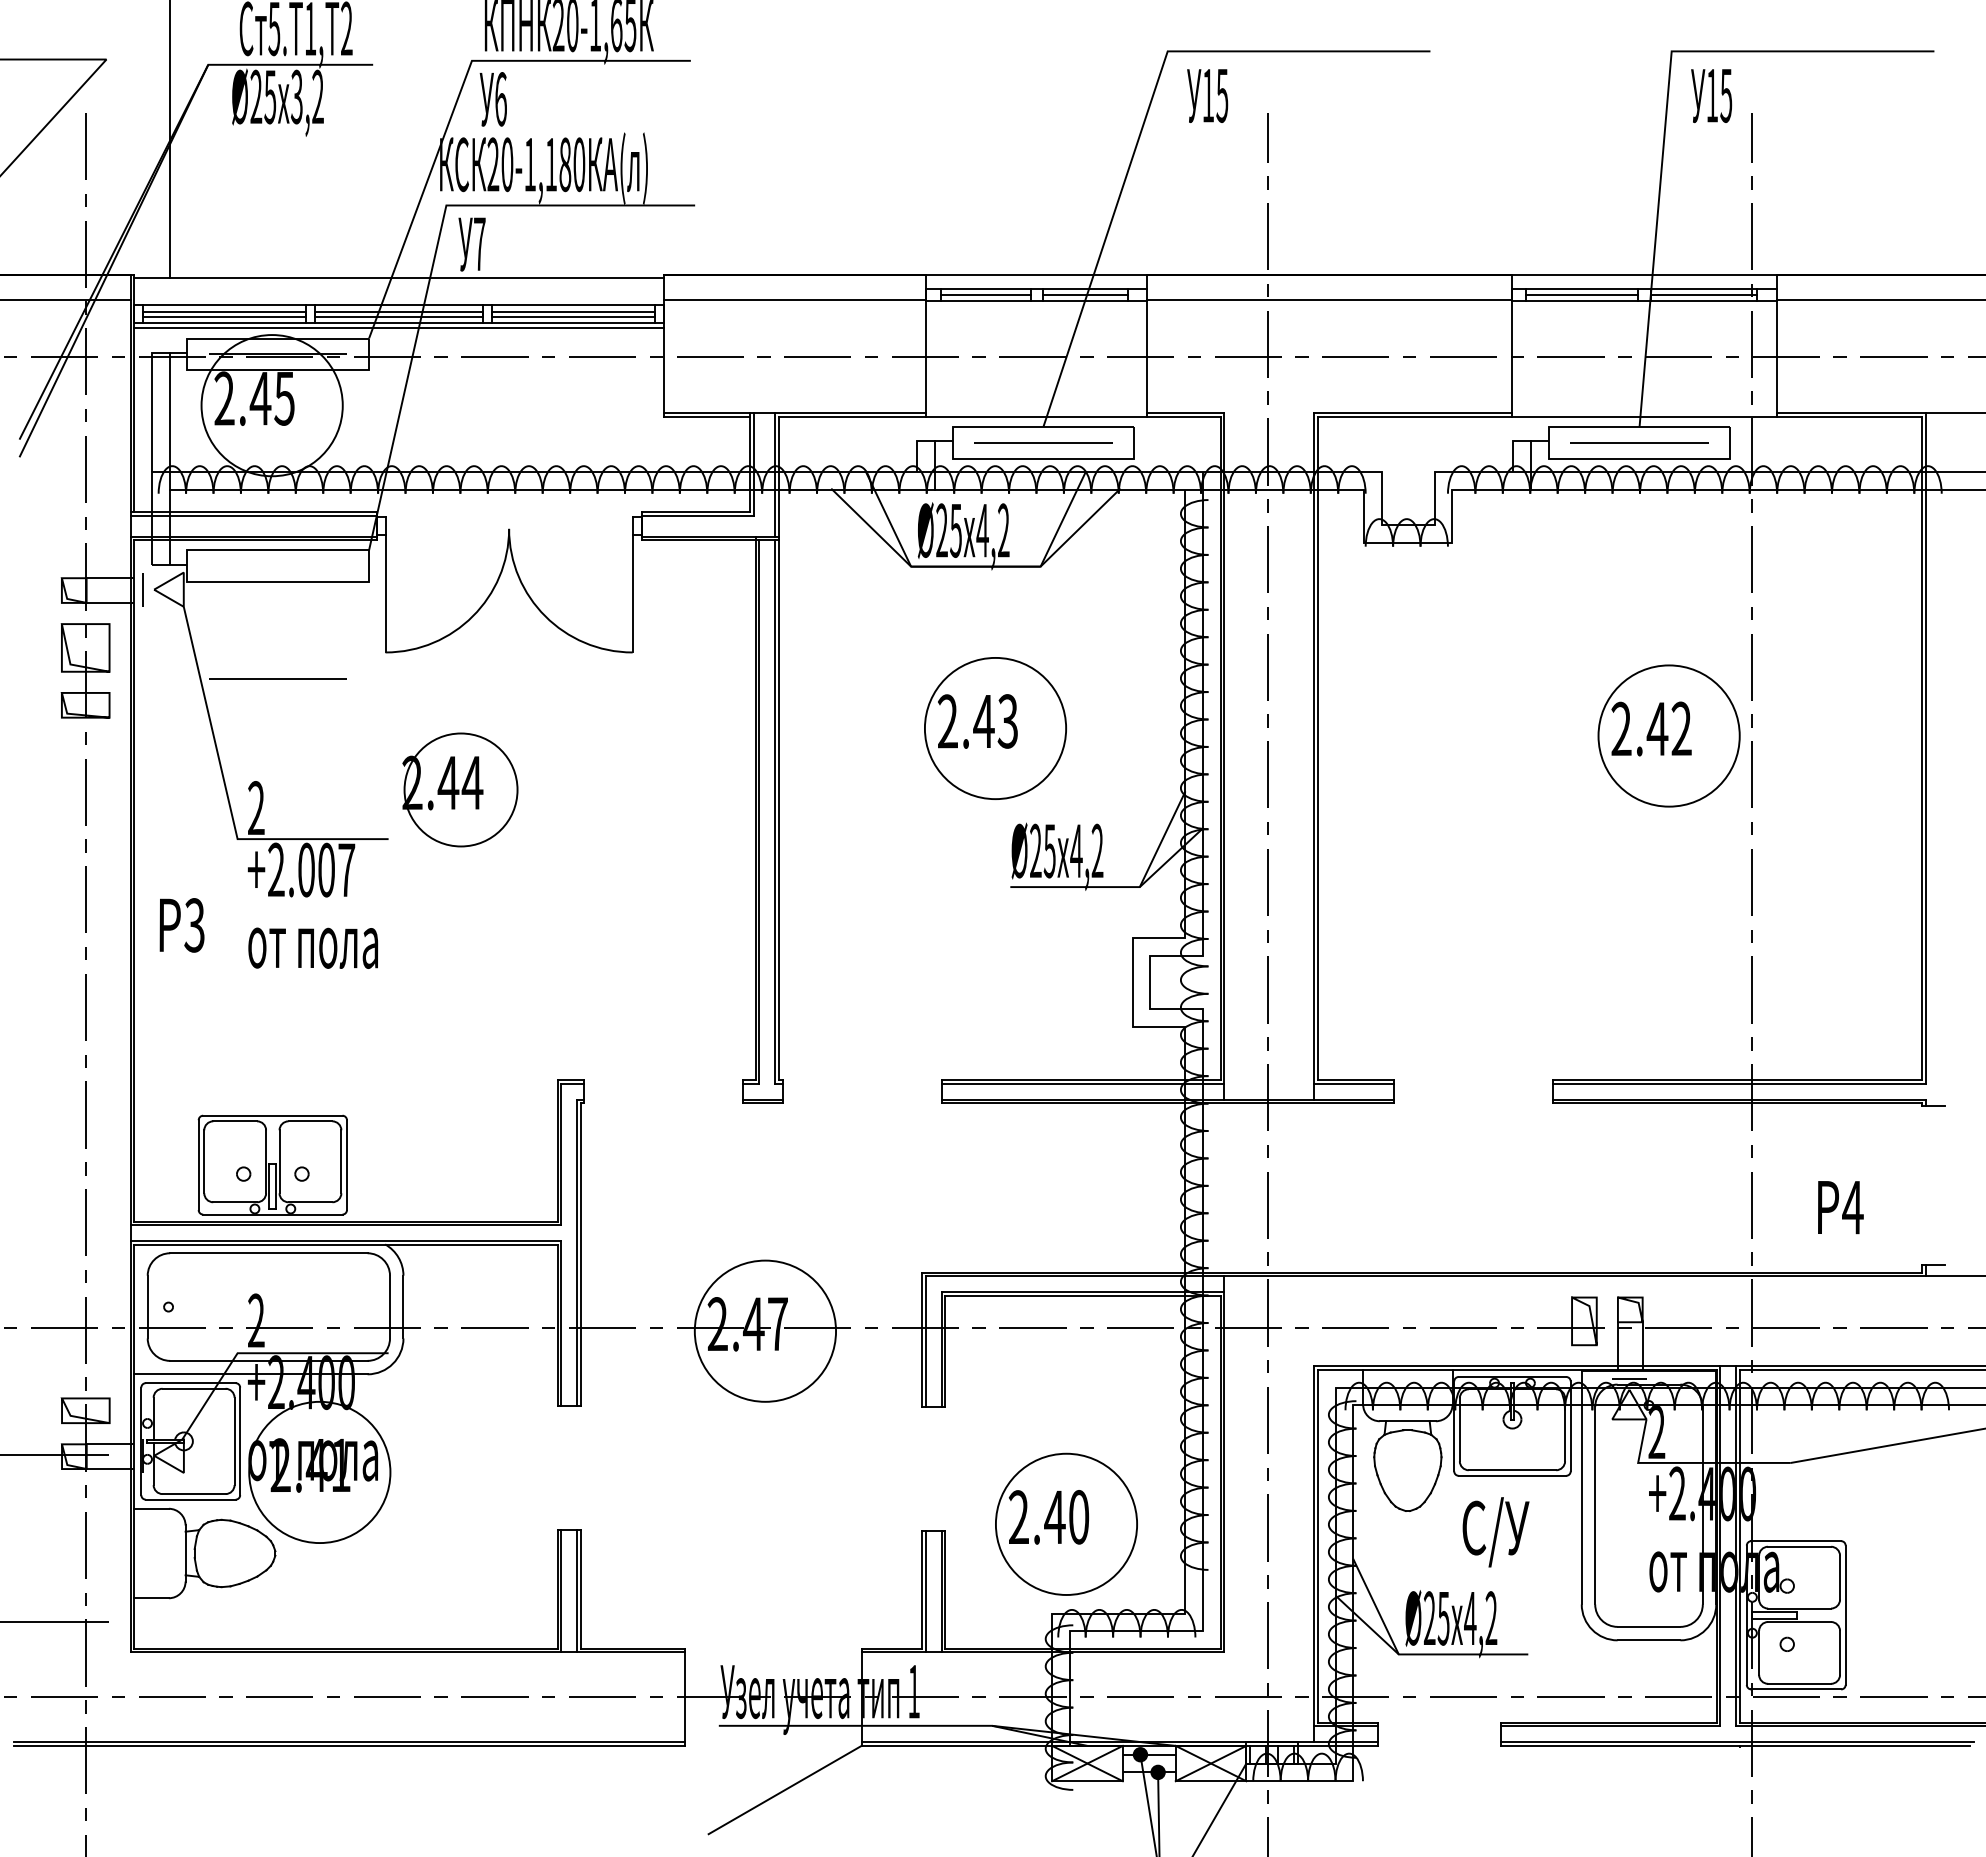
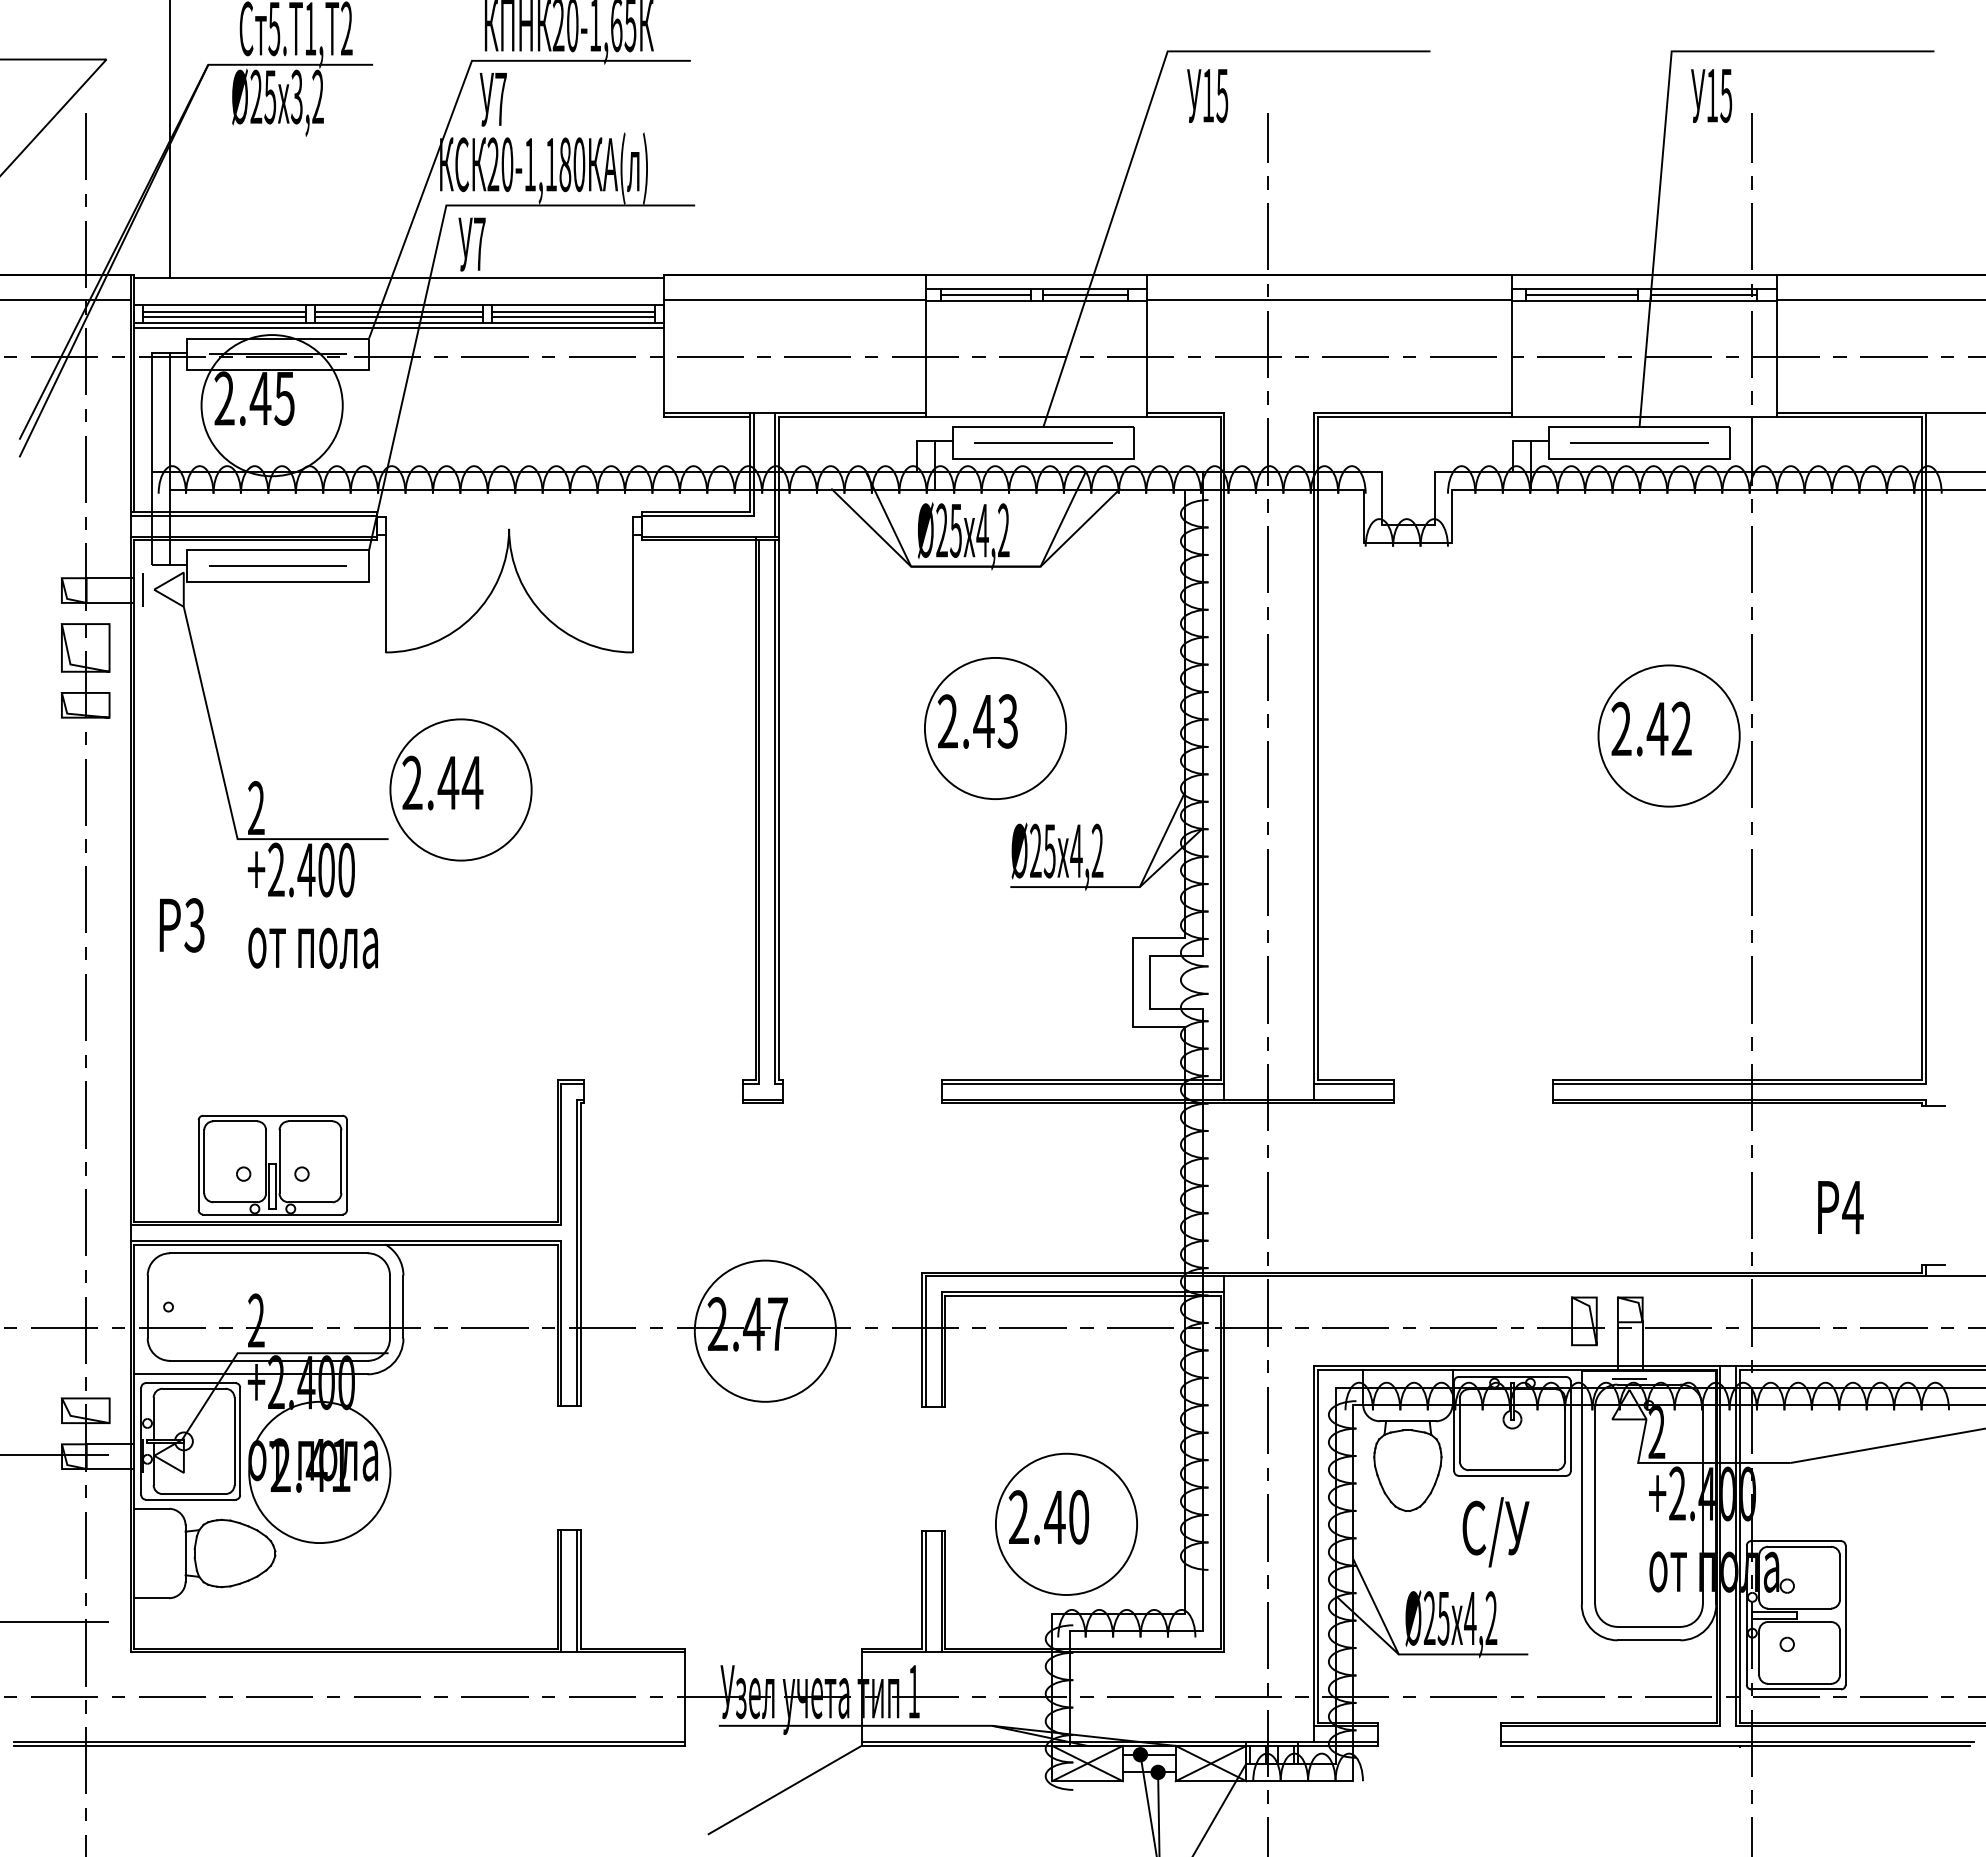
text: 6 -> 7 (500, 99)
line position: (277, 678) -> (277, 565) (277, 565)
circle diameter: 113 px -> 141 px (460, 789)
text: +2.007 -> +2.400 (326, 869)
